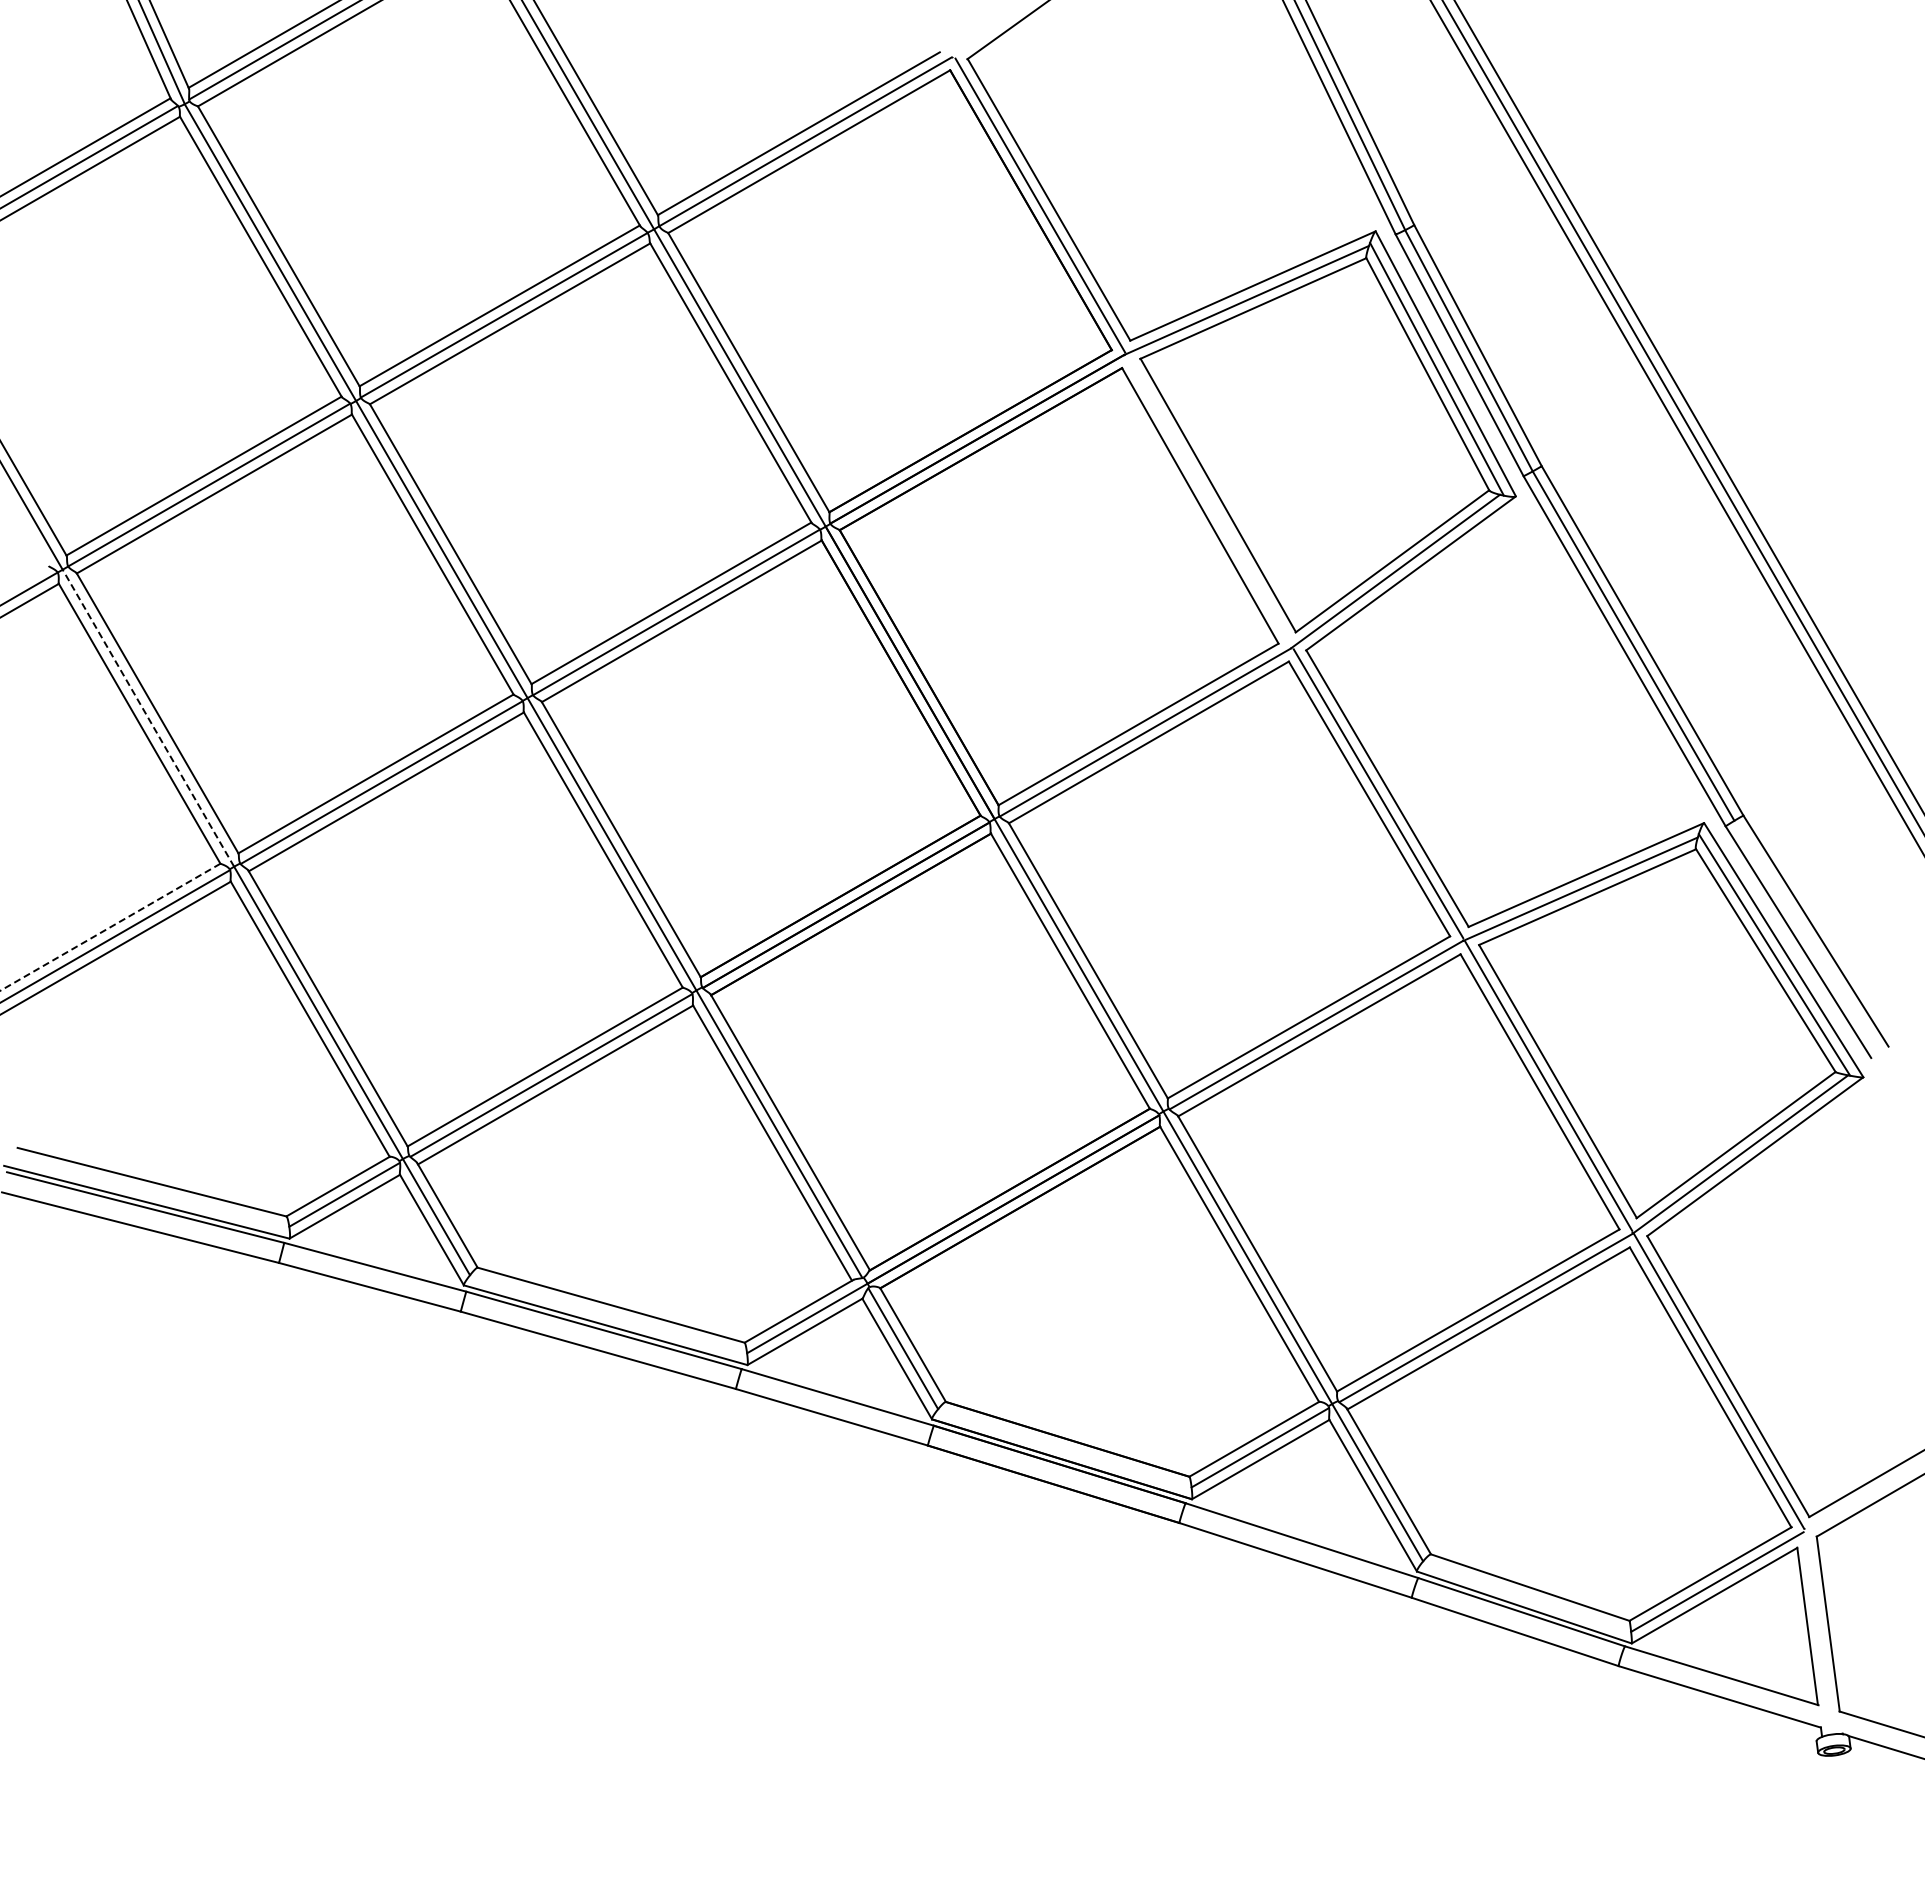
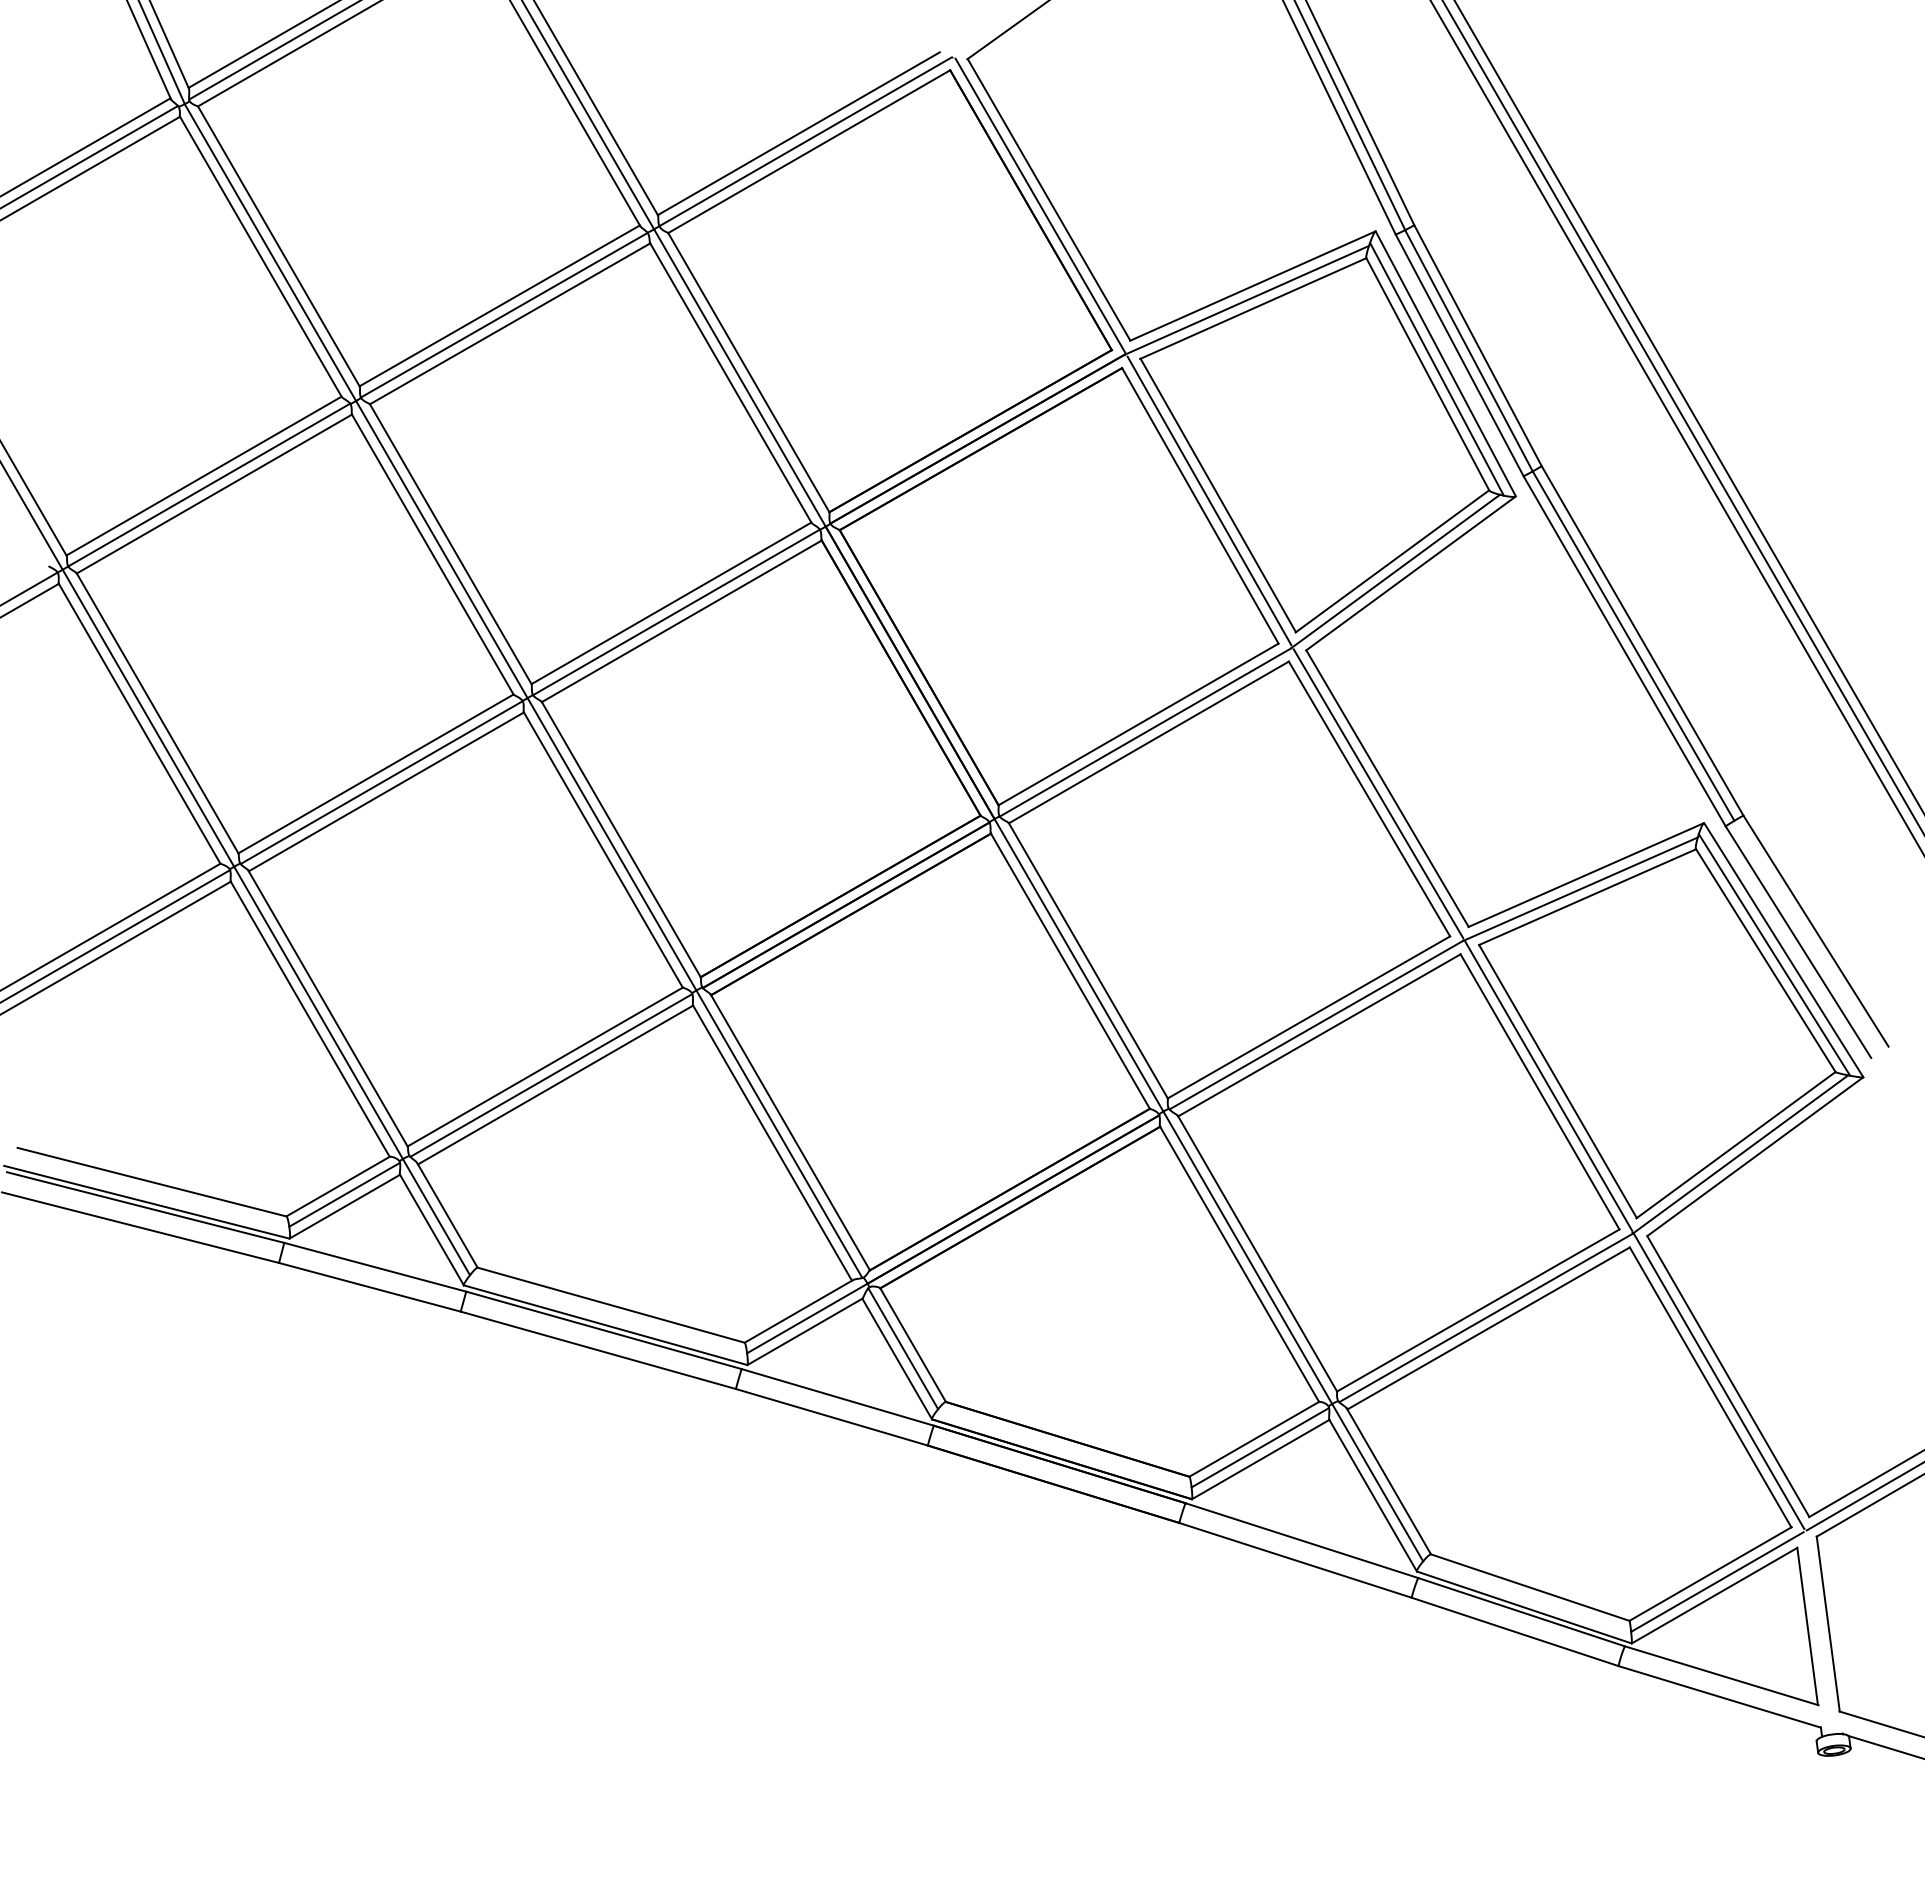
line: none -> present (1209, 500)
line: dashed -> solid (148, 717)
line: dashed -> solid (110, 927)
line: none -> present (1863, 1496)
